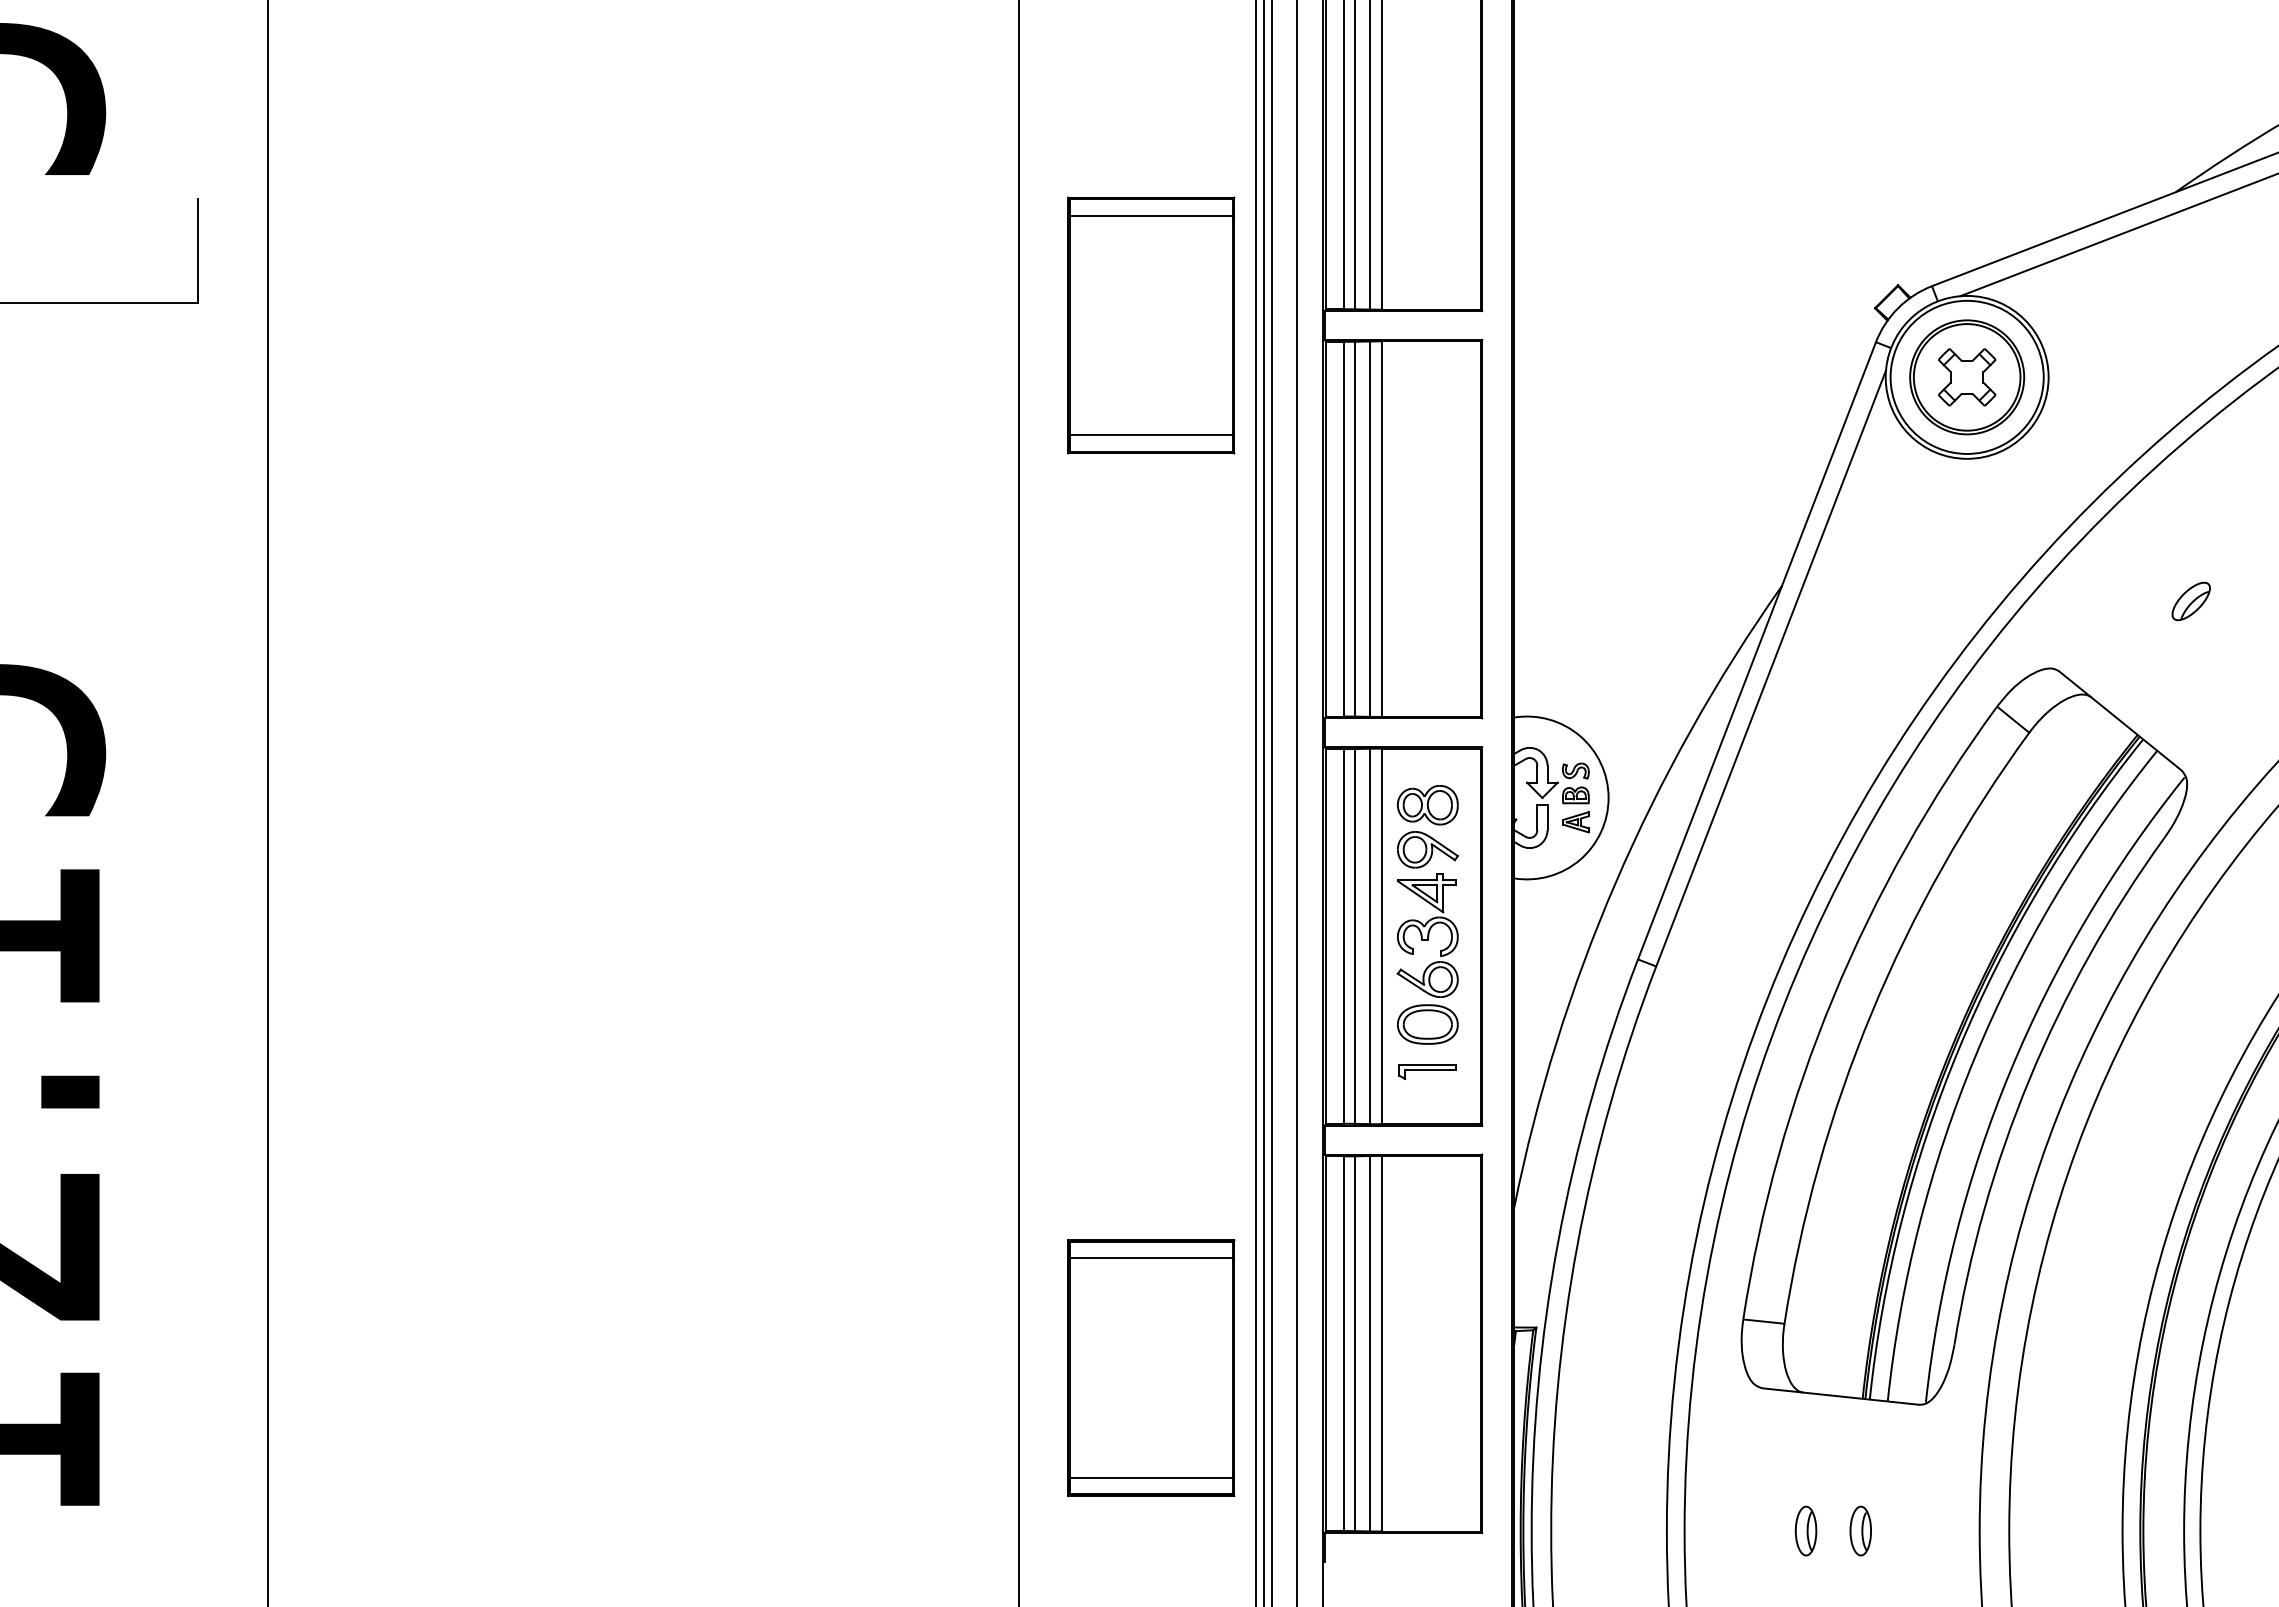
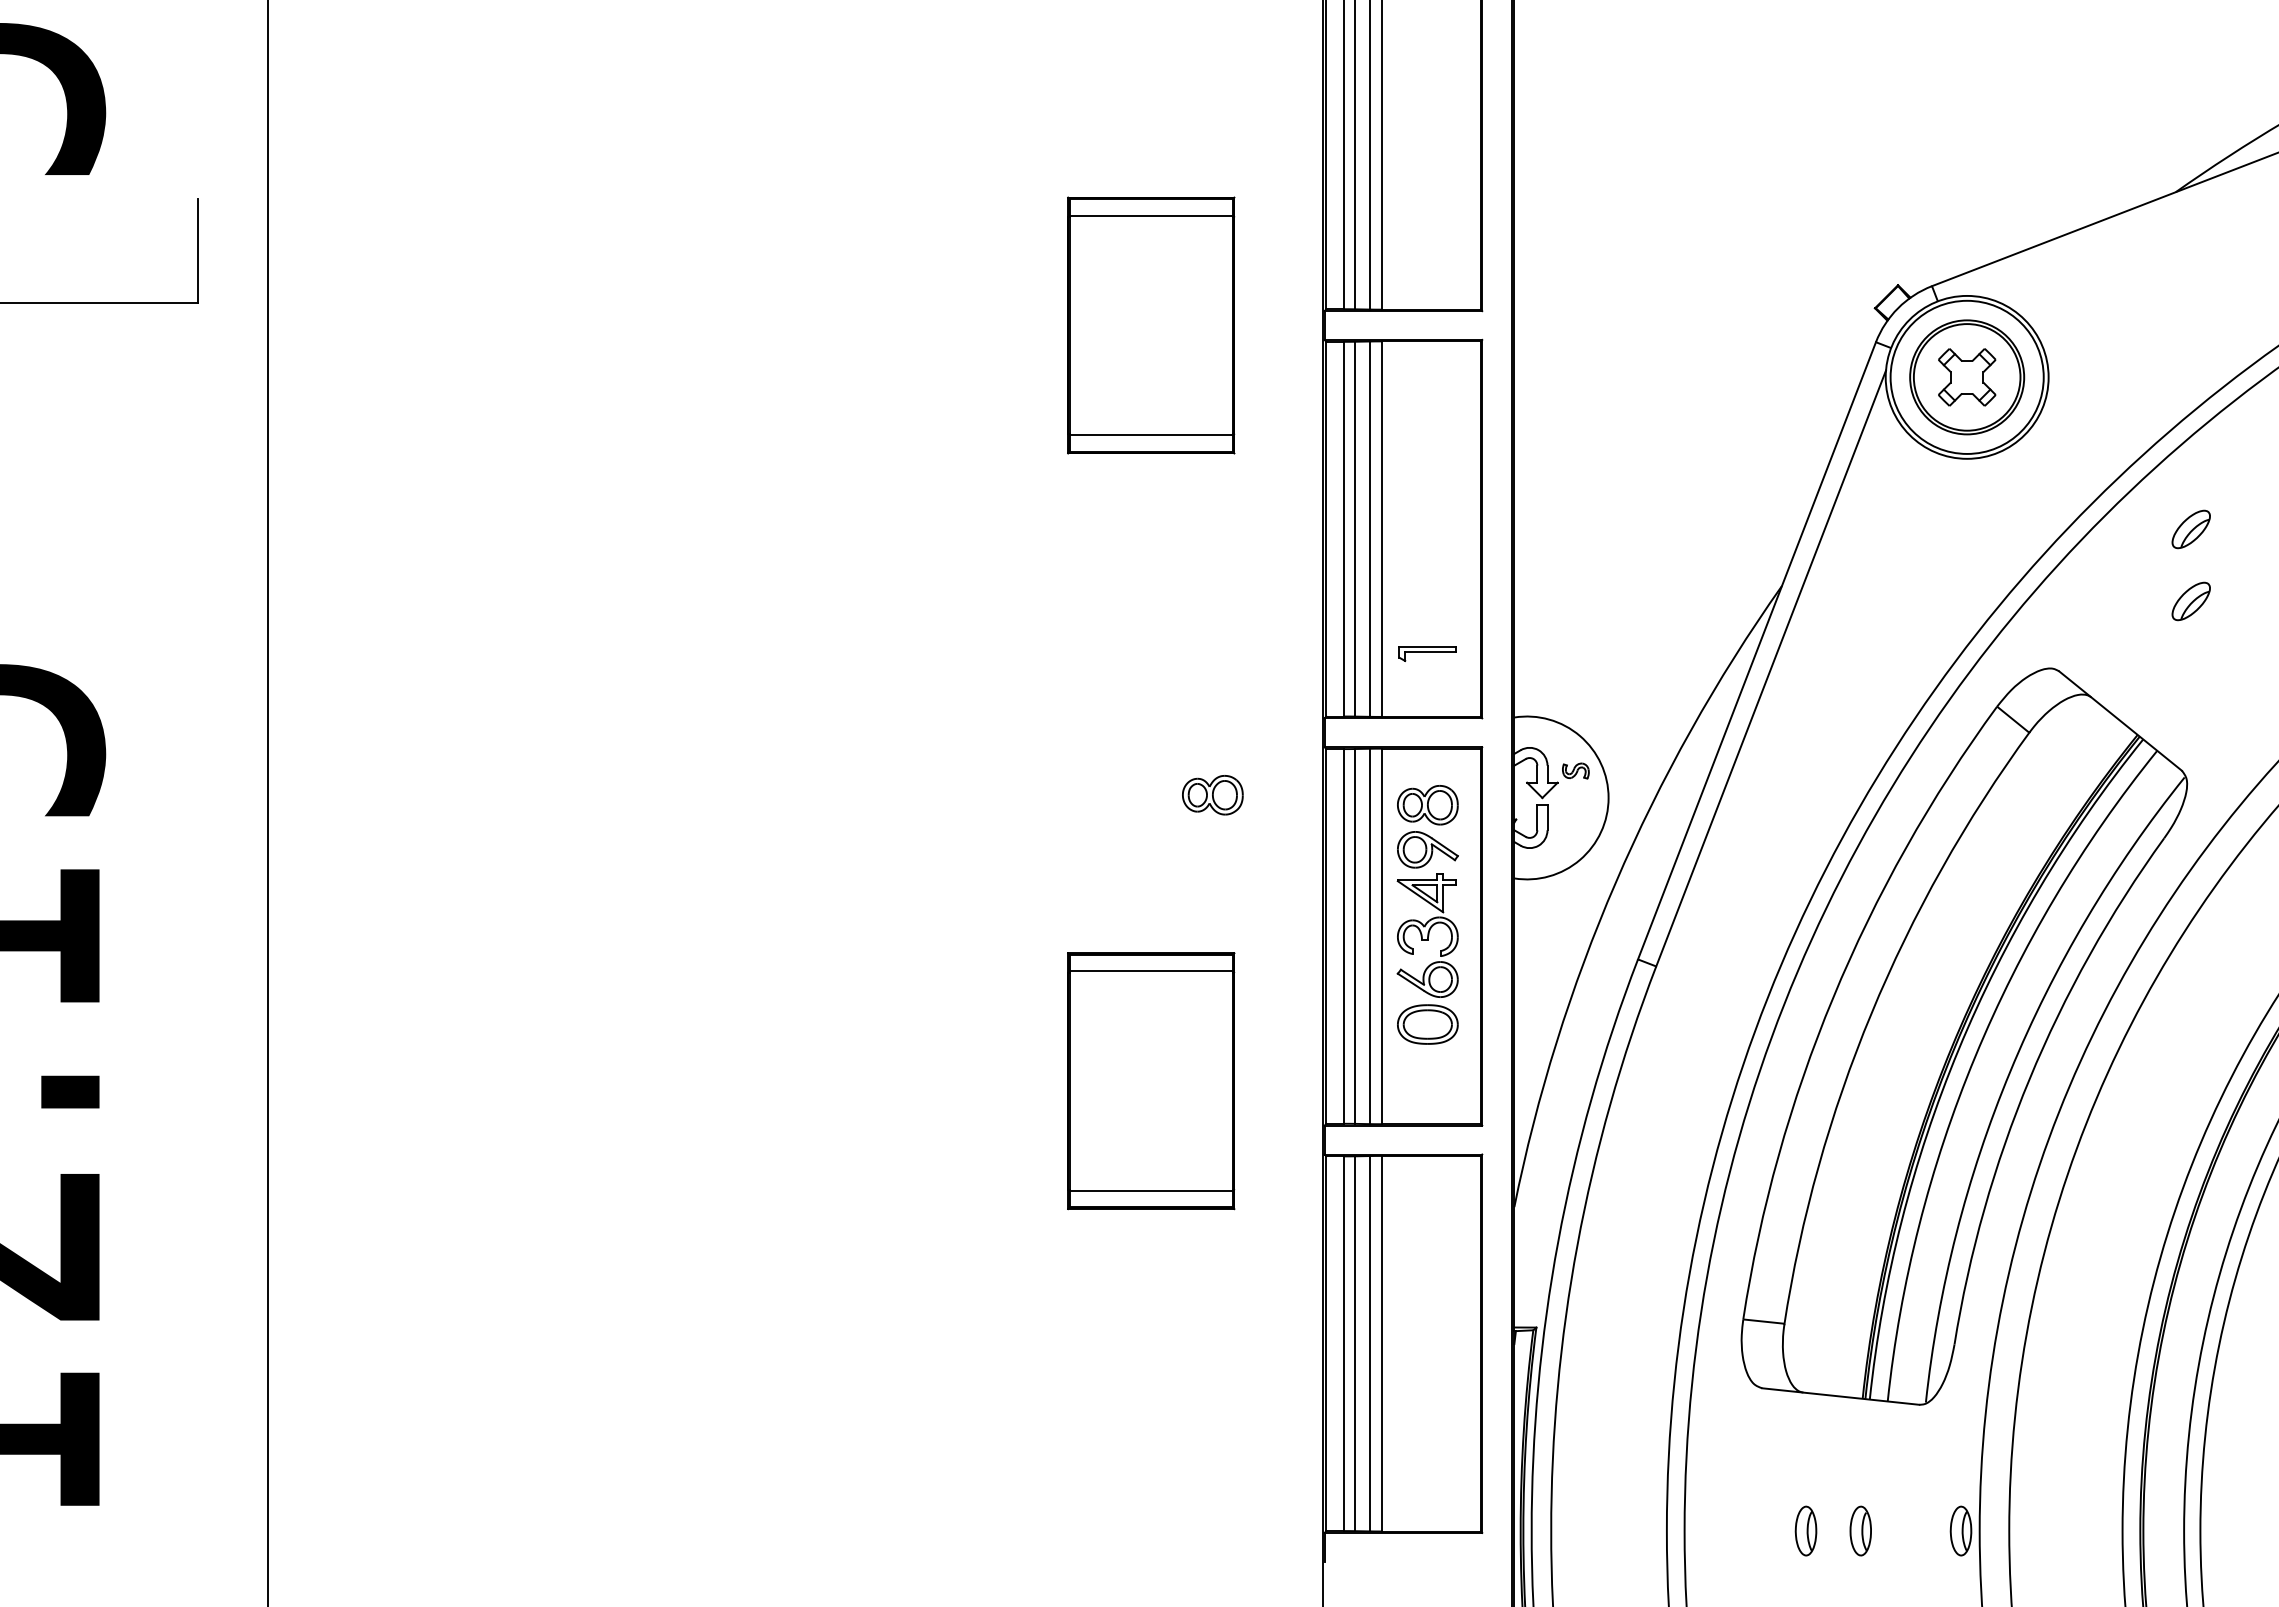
line: present -> none (2117, 235)
part: none -> present (2190, 529)
part: none -> present (1212, 795)
line: present -> none (1019, 802)
line: present -> none (1255, 802)
line: present -> none (1263, 802)
line: present -> none (1271, 802)
line: present -> none (1297, 802)
part: present -> none (1575, 809)
part position: (1427, 1071) -> (1427, 653) (1427, 653)
part position: (1151, 1368) -> (1151, 1081) (1151, 1081)
part: none -> present (1960, 1530)
